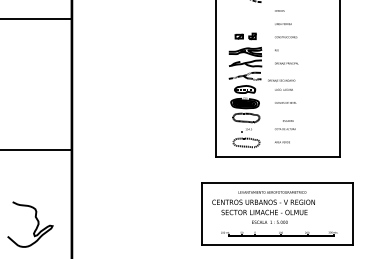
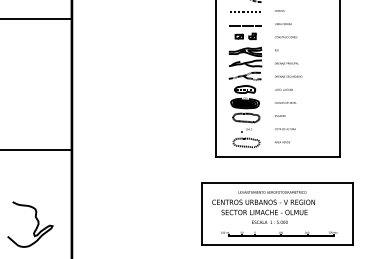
line: none -> present (244, 12)
line: none -> present (244, 25)
text position: (281, 80) -> (288, 76) (288, 76)
text position: (288, 120) -> (280, 115) (280, 115)
